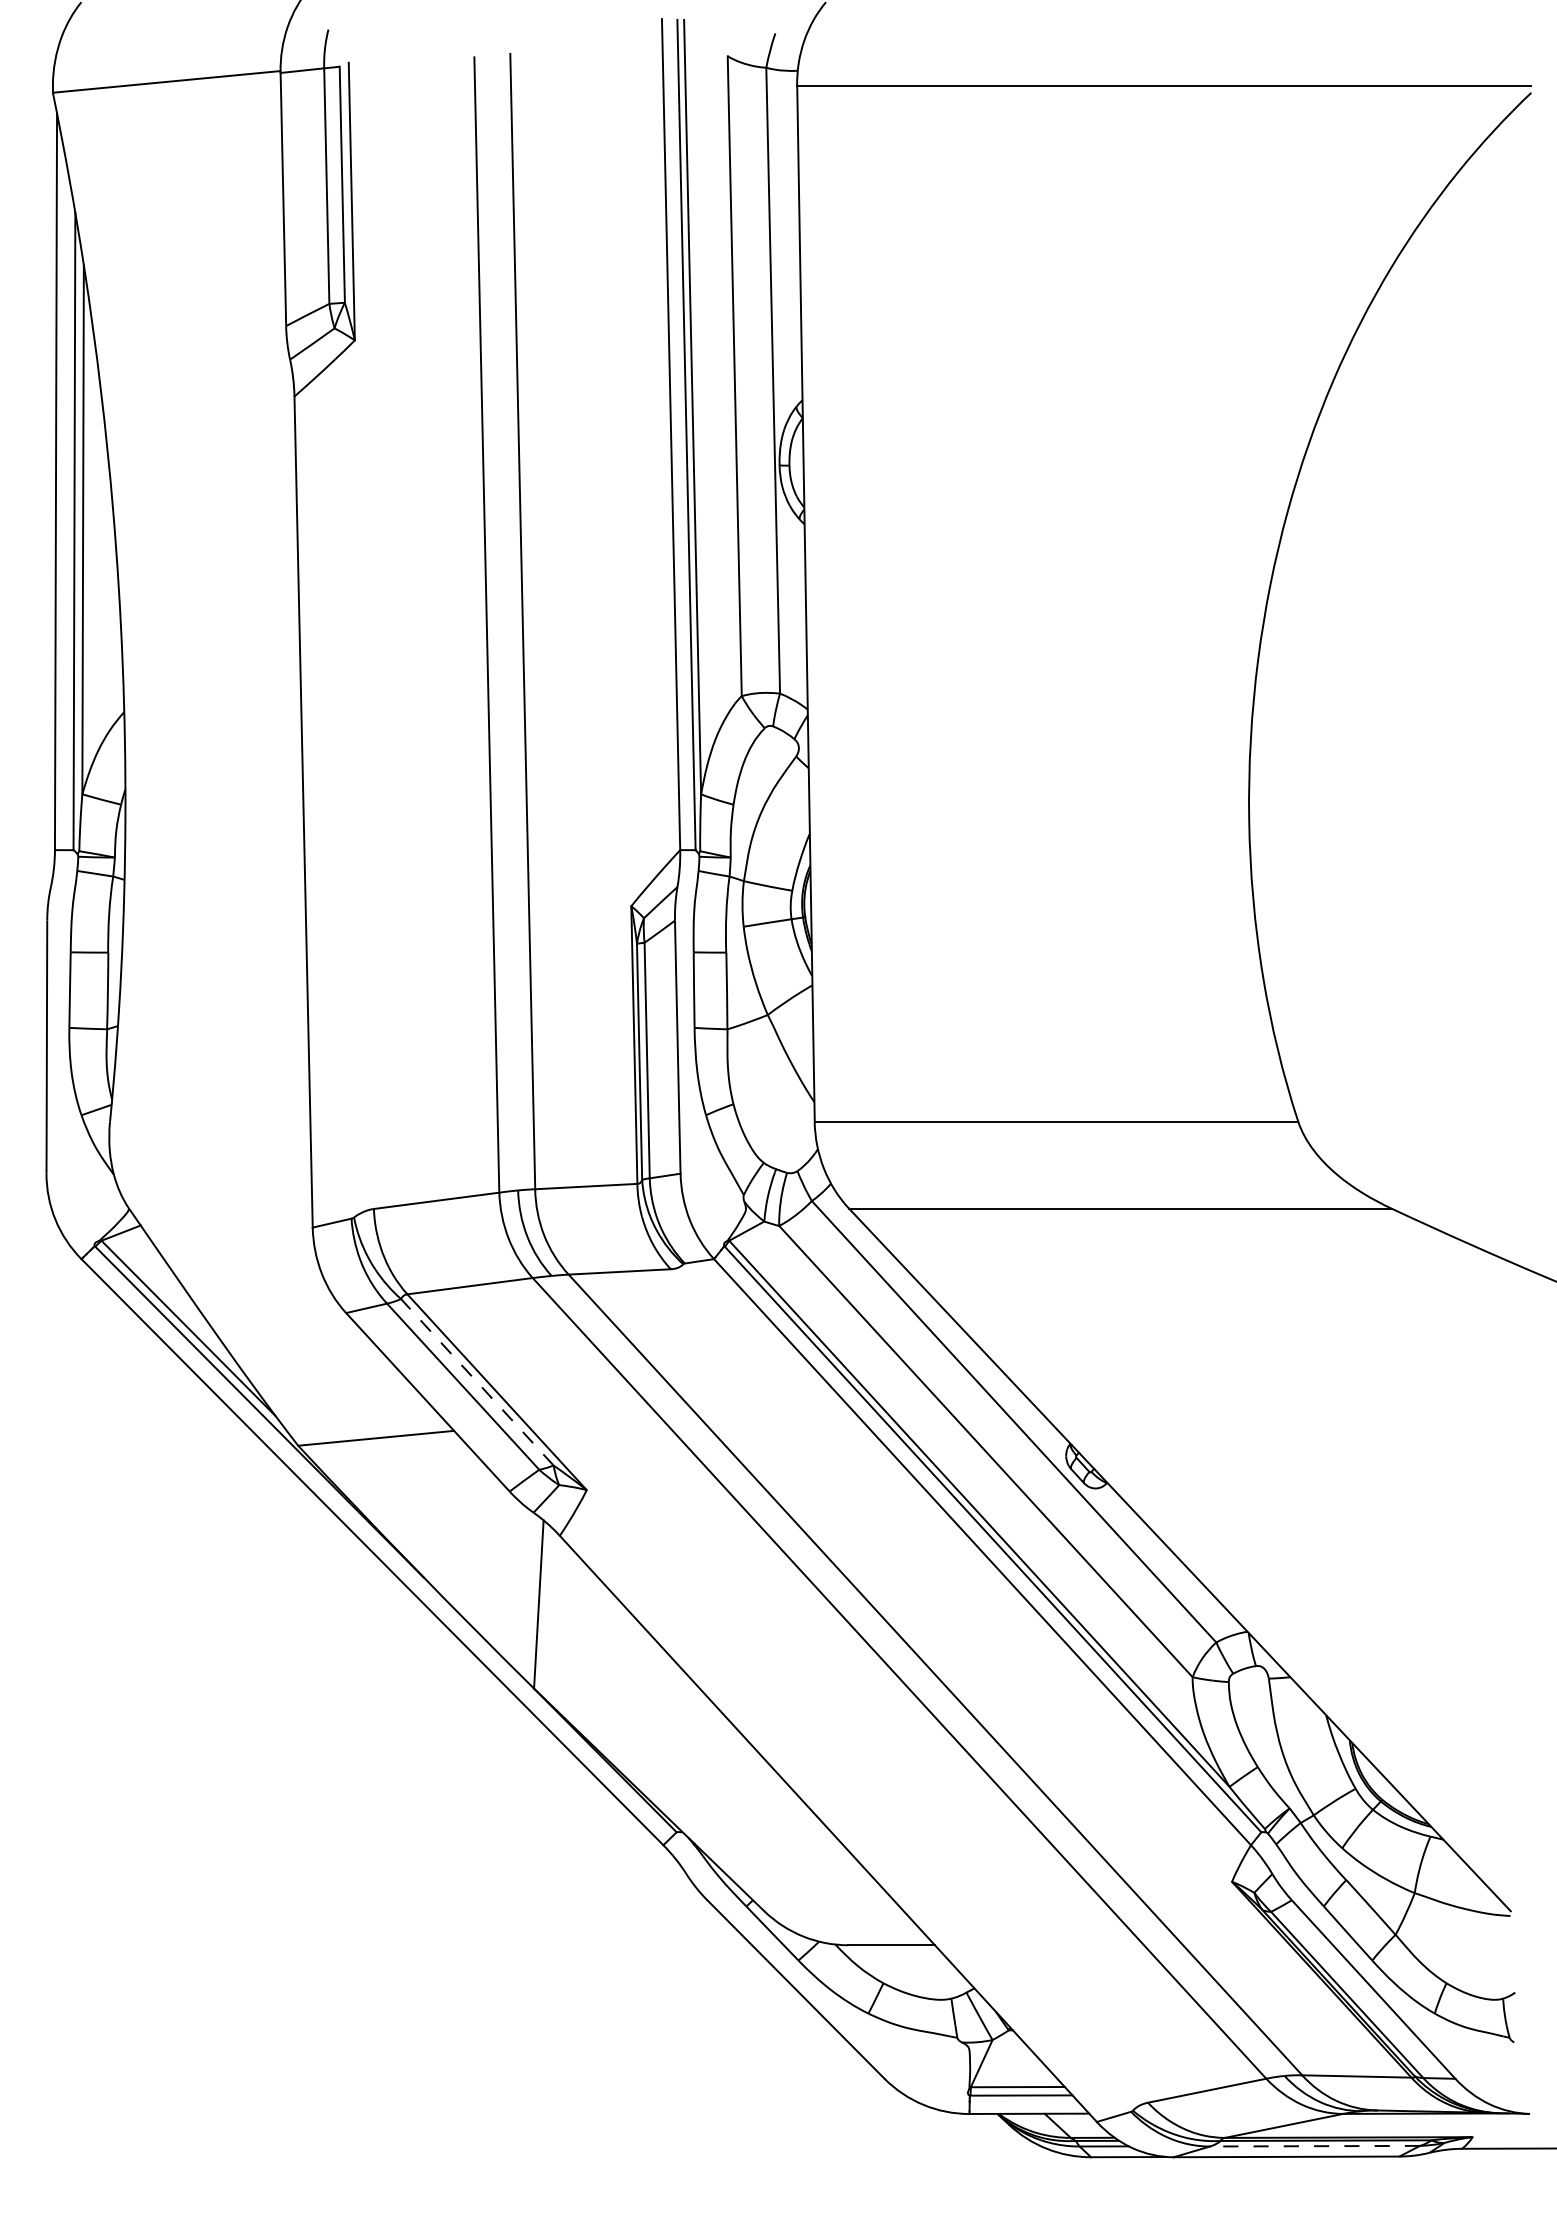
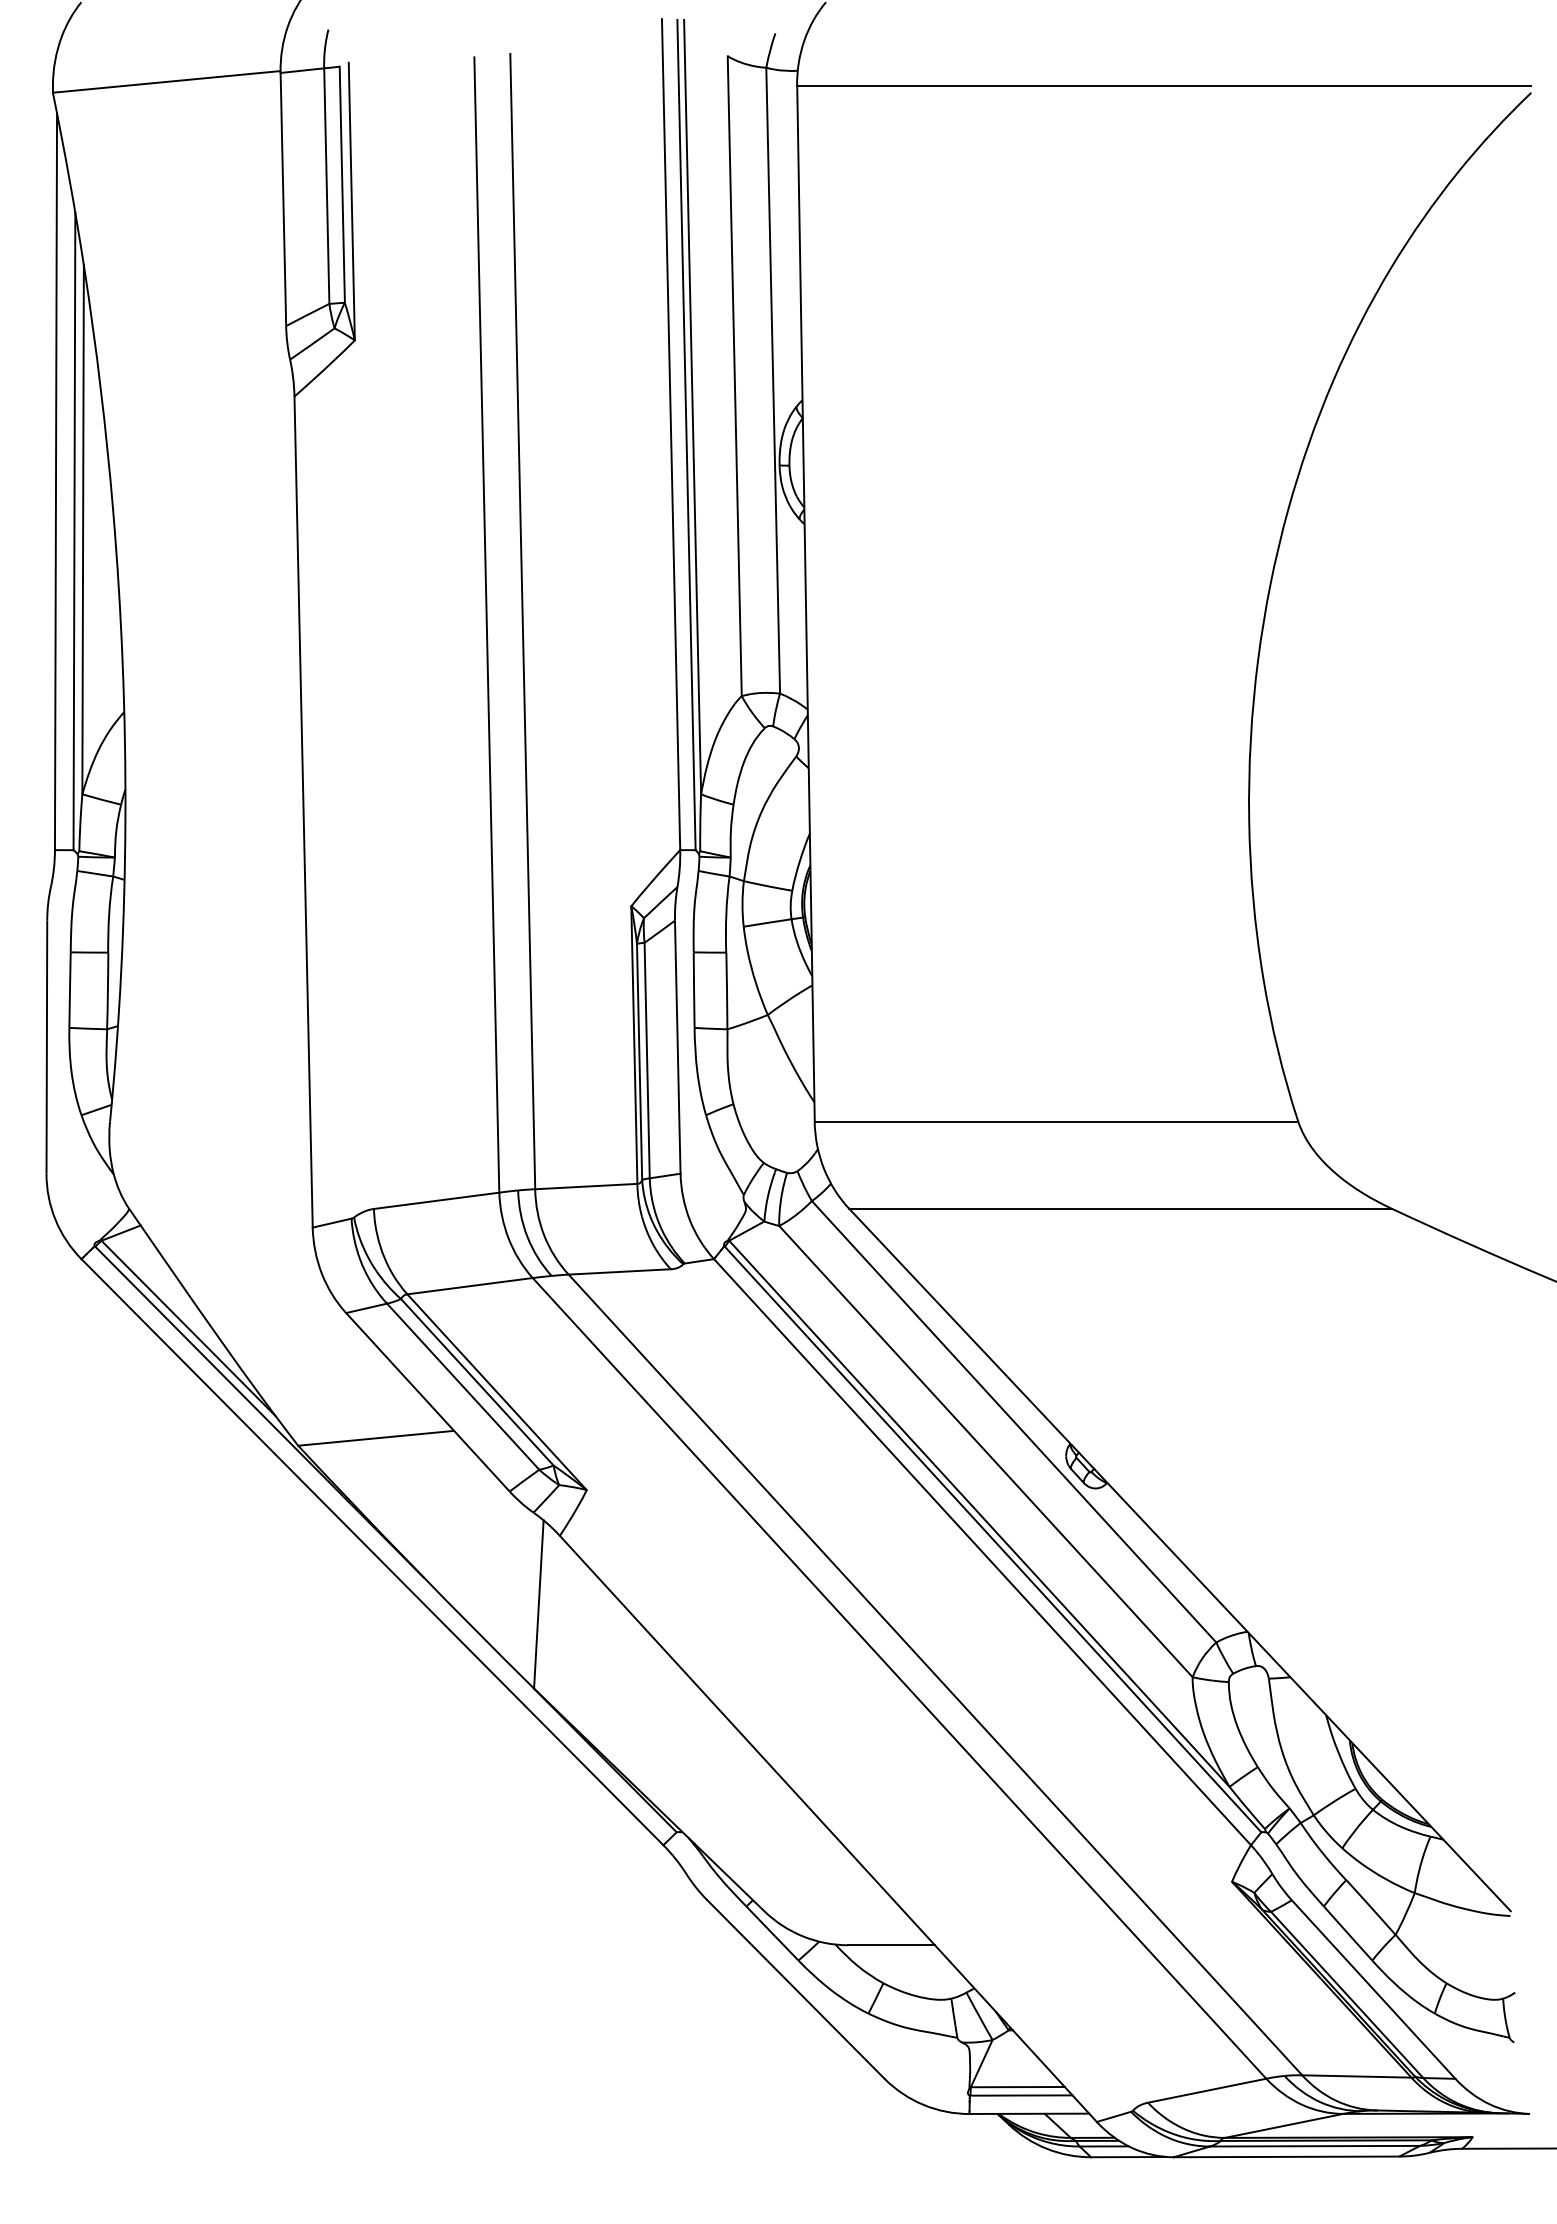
line: dashed -> solid (477, 1382)
line: dashed -> solid (1314, 2146)
